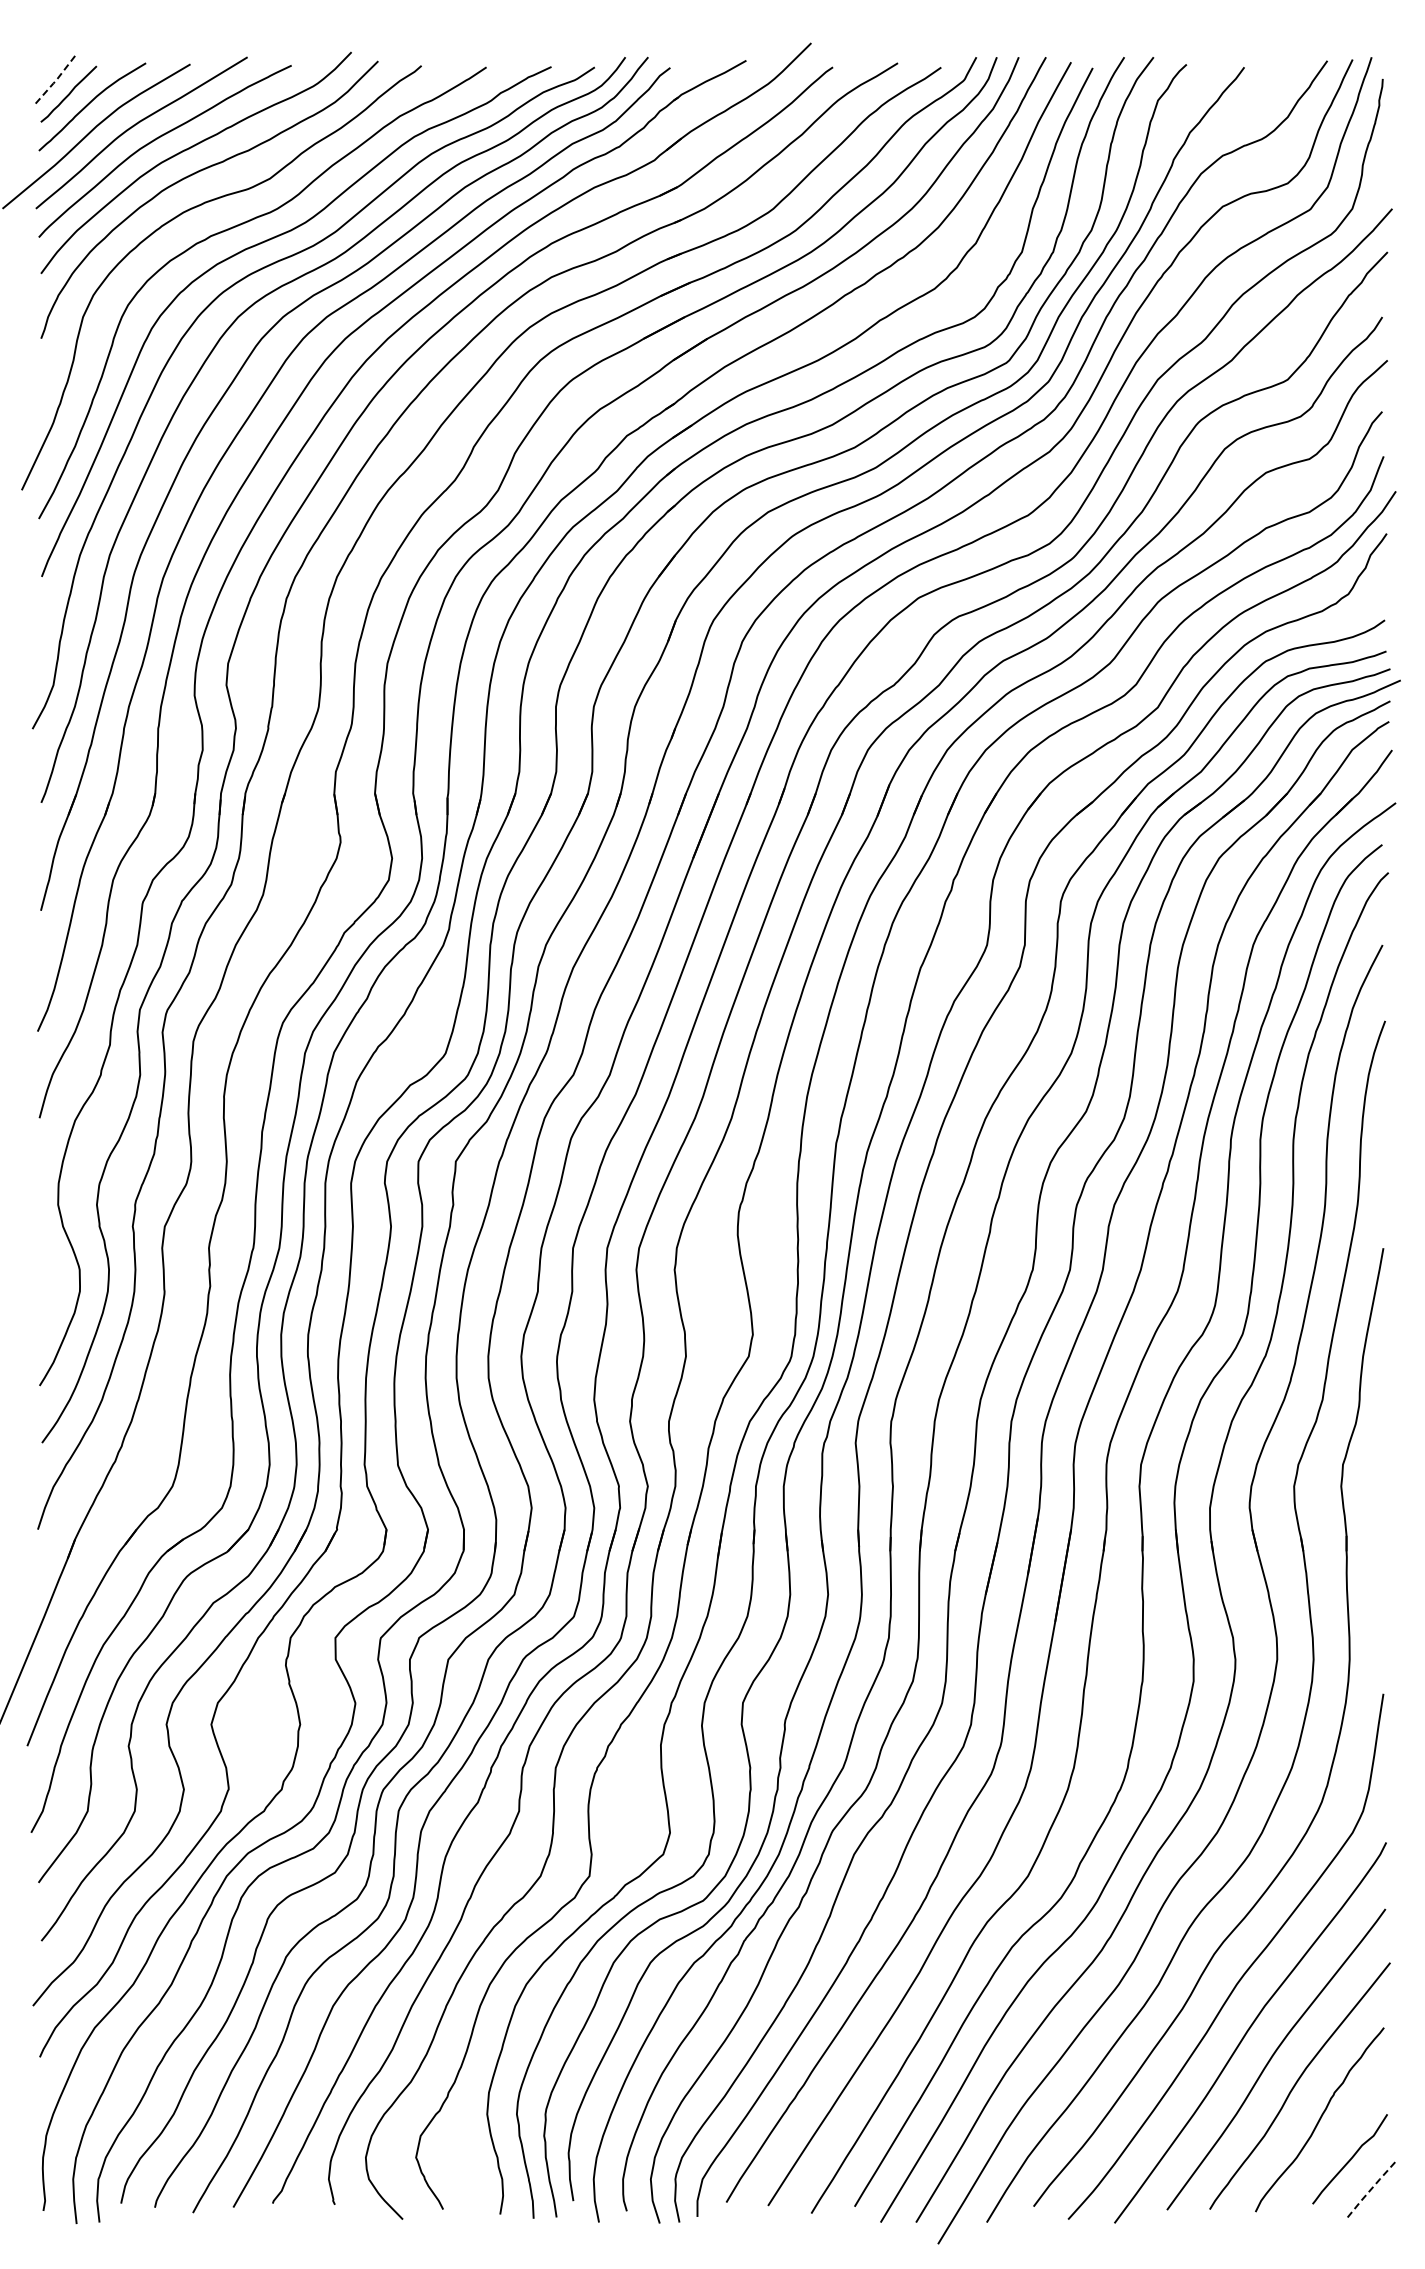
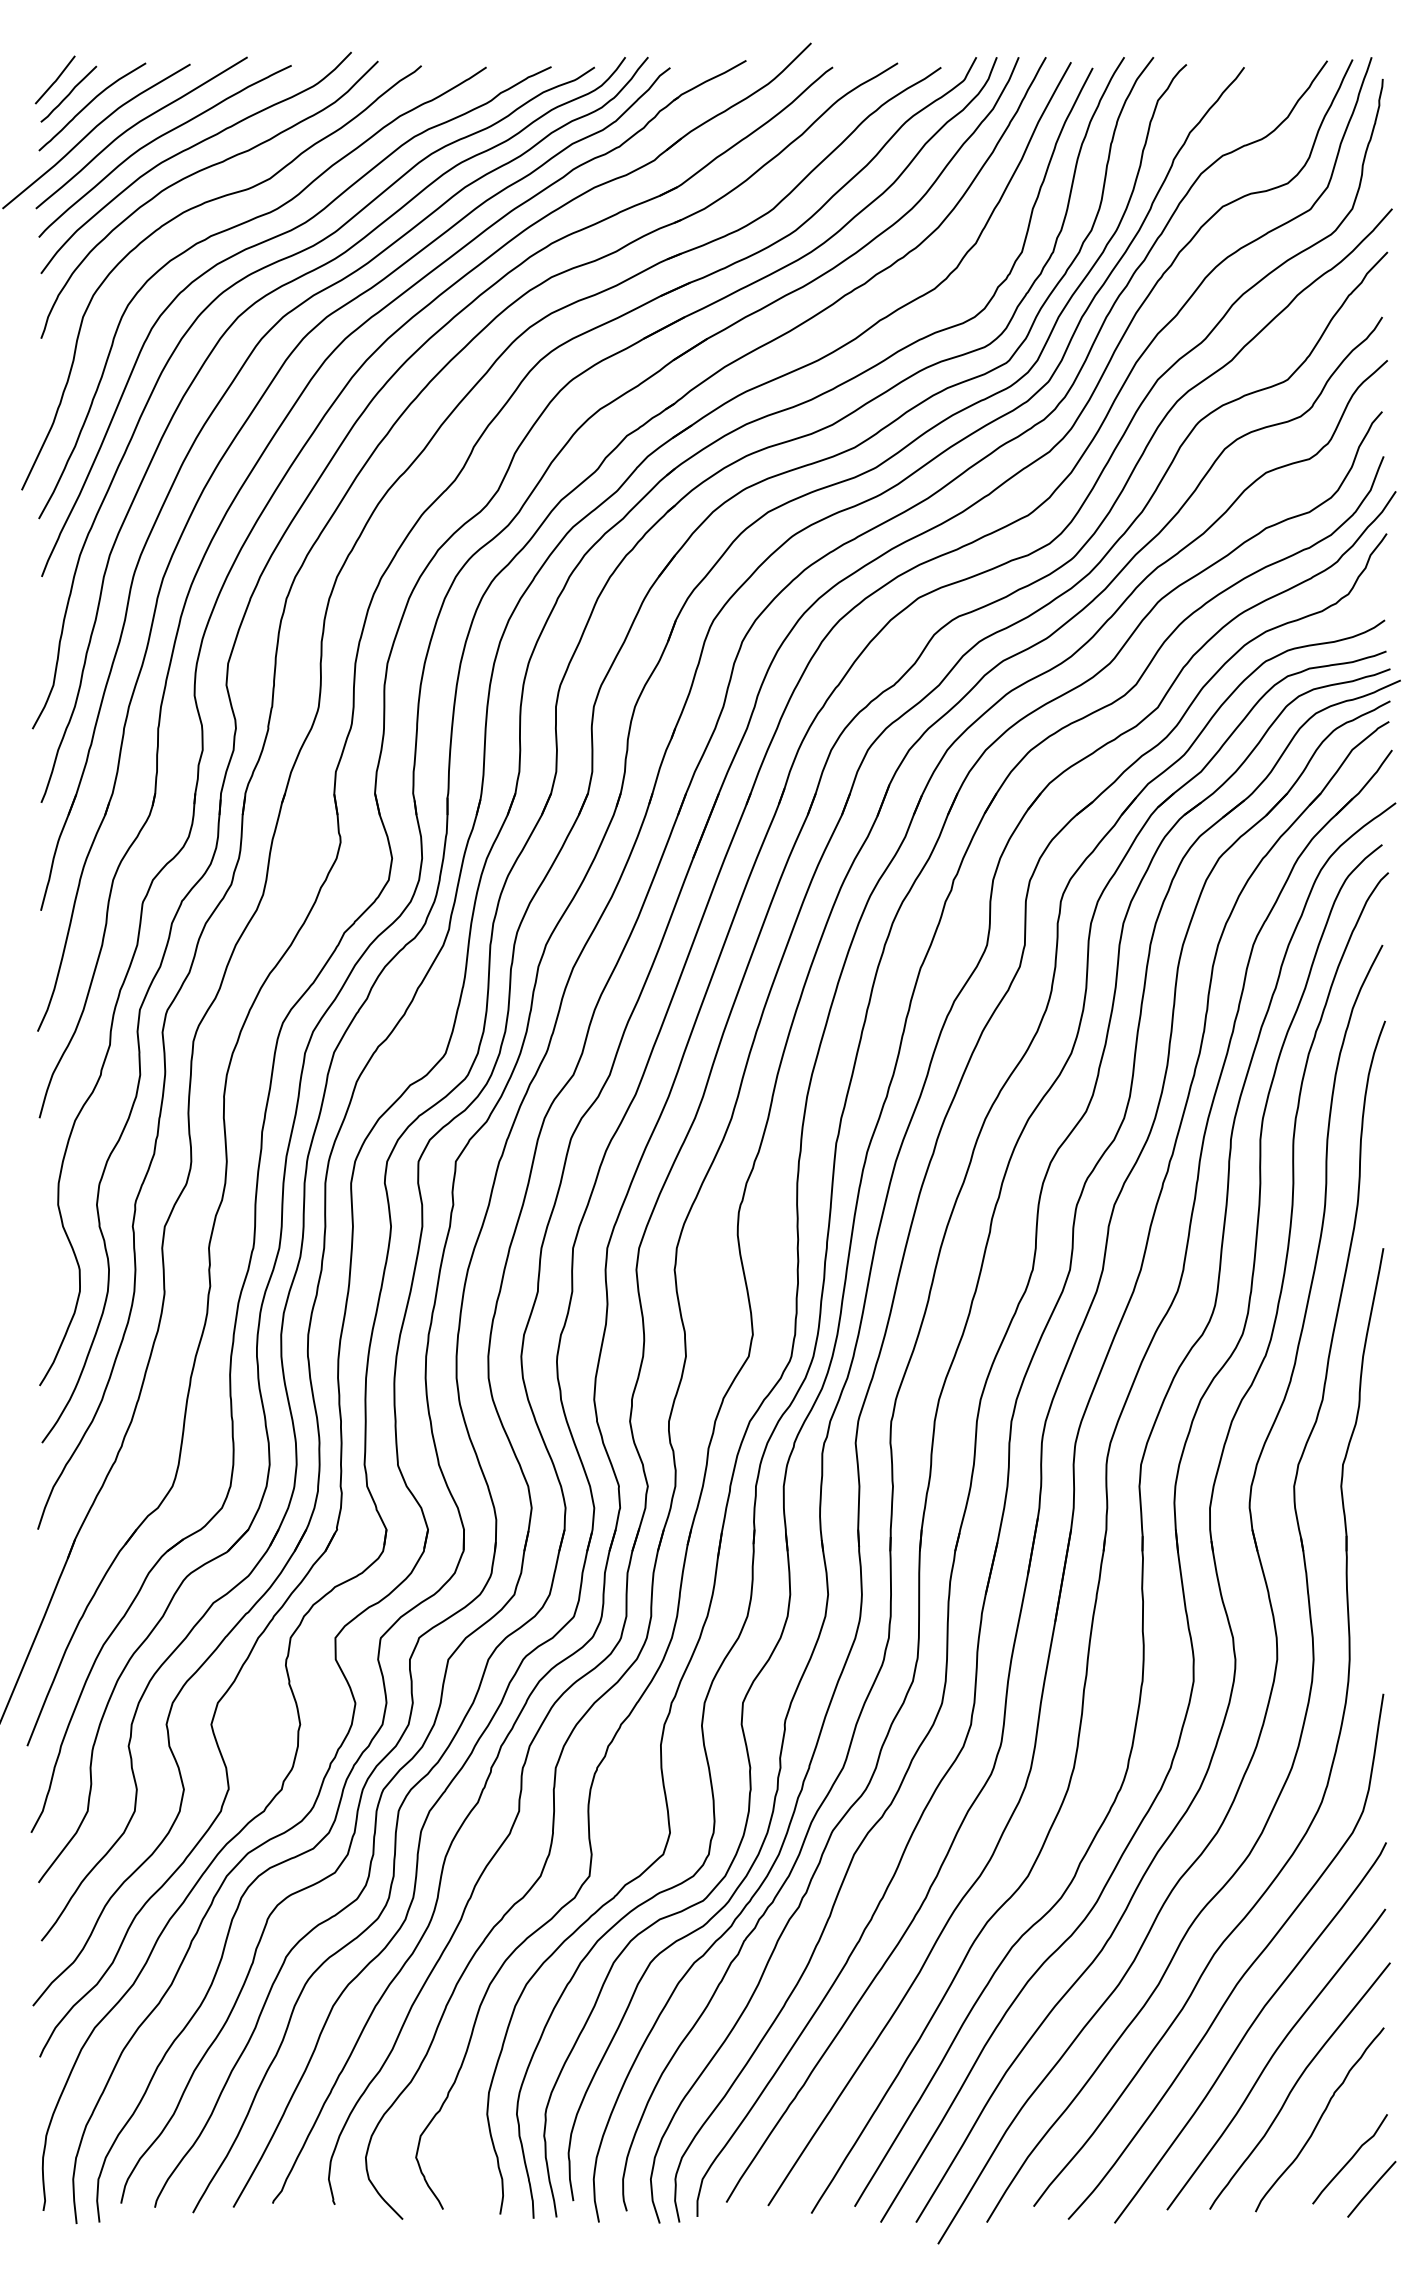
line: dashed -> solid (55, 81)
line: dashed -> solid (1371, 2188)
